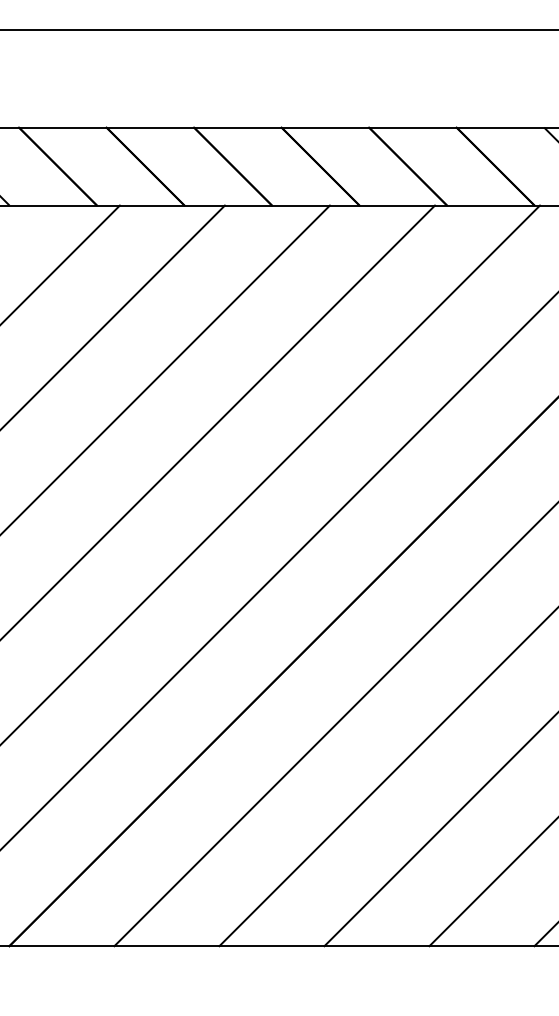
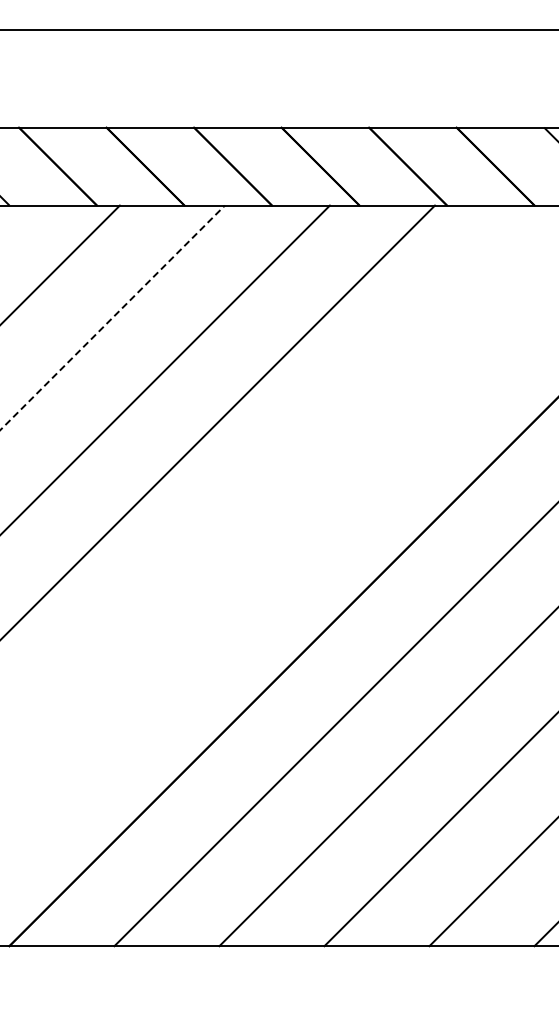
line: solid -> dashed (112, 317)
line: present -> none (271, 474)
line: present -> none (278, 571)
